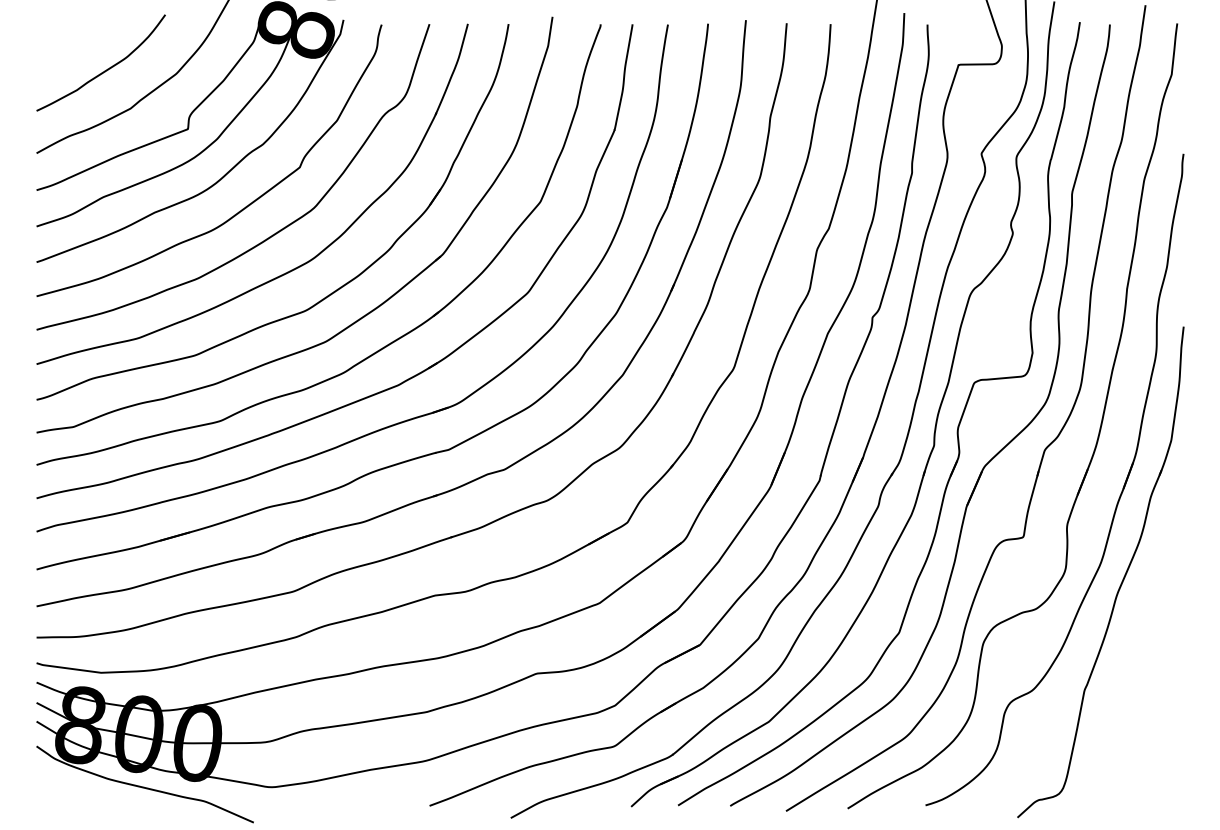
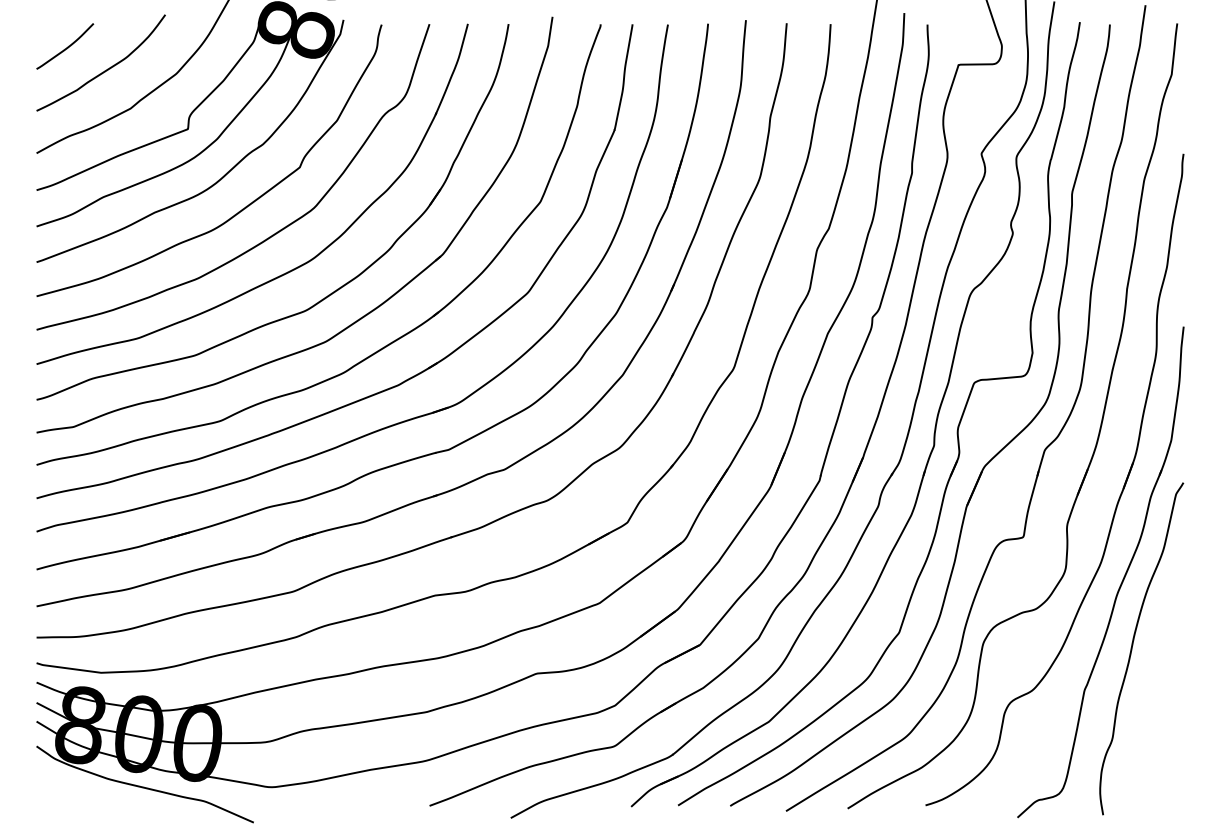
curve: none -> present (66, 47)
curve: none -> present (1133, 645)
